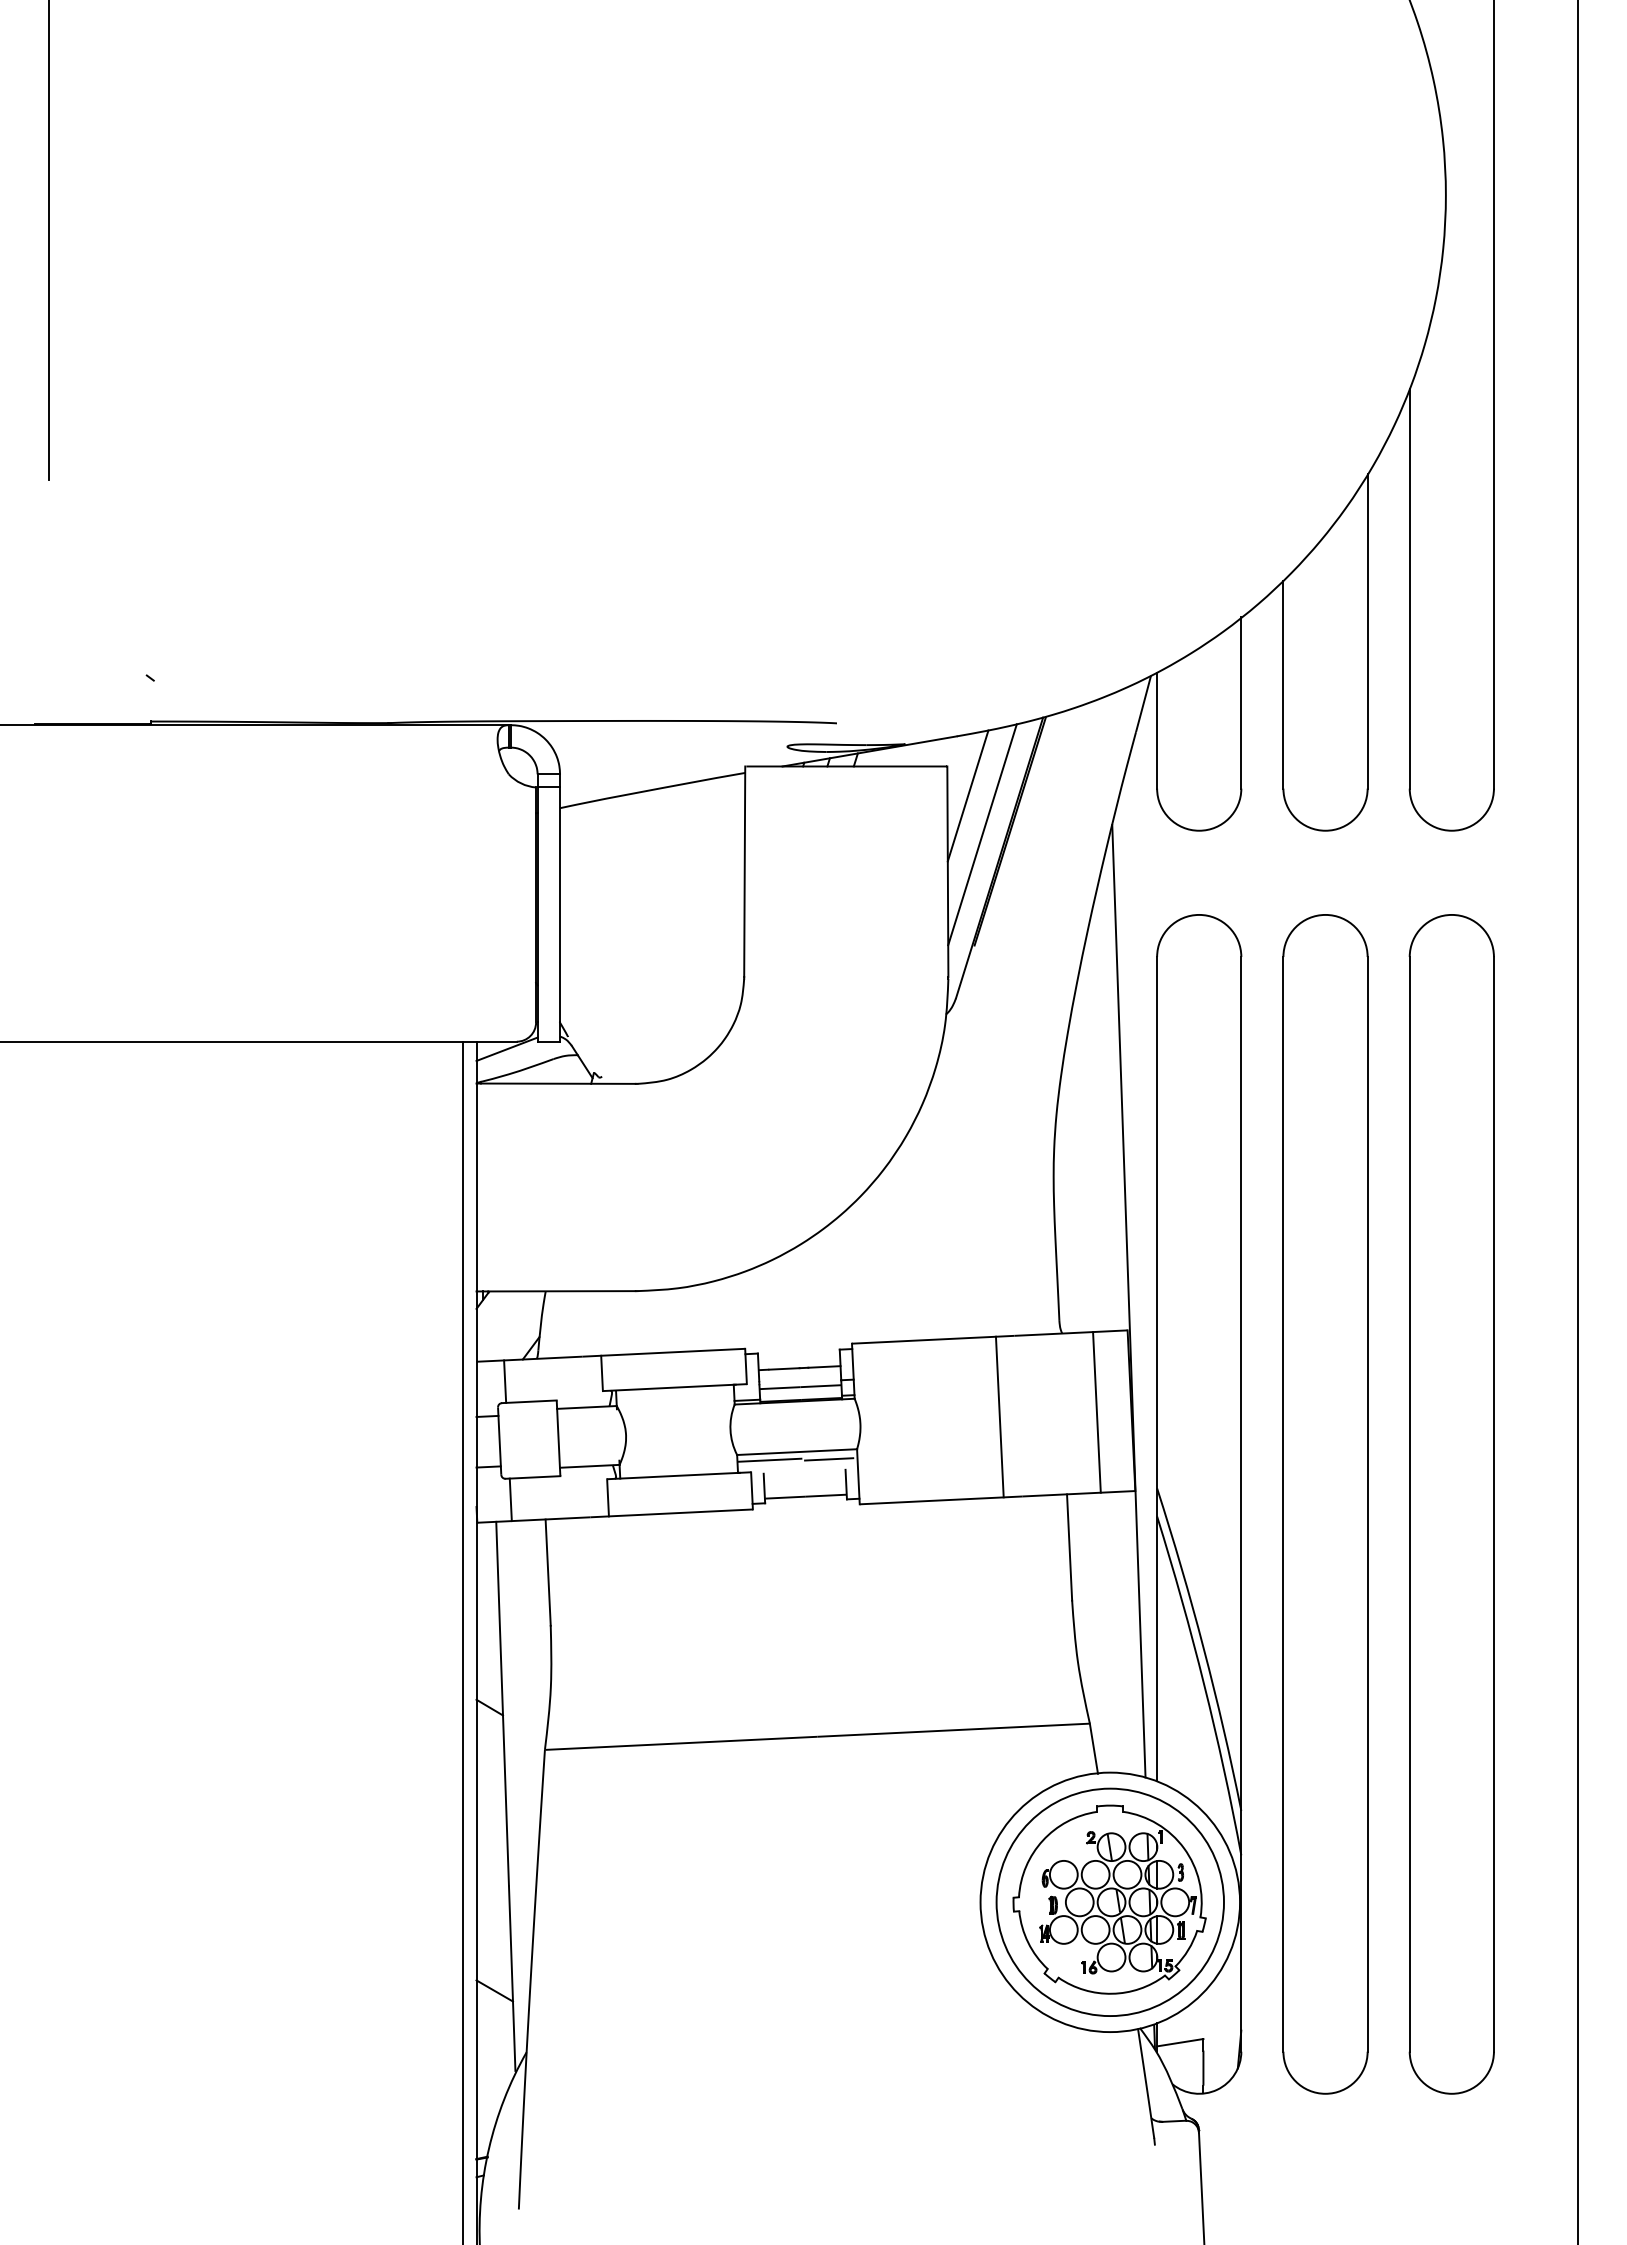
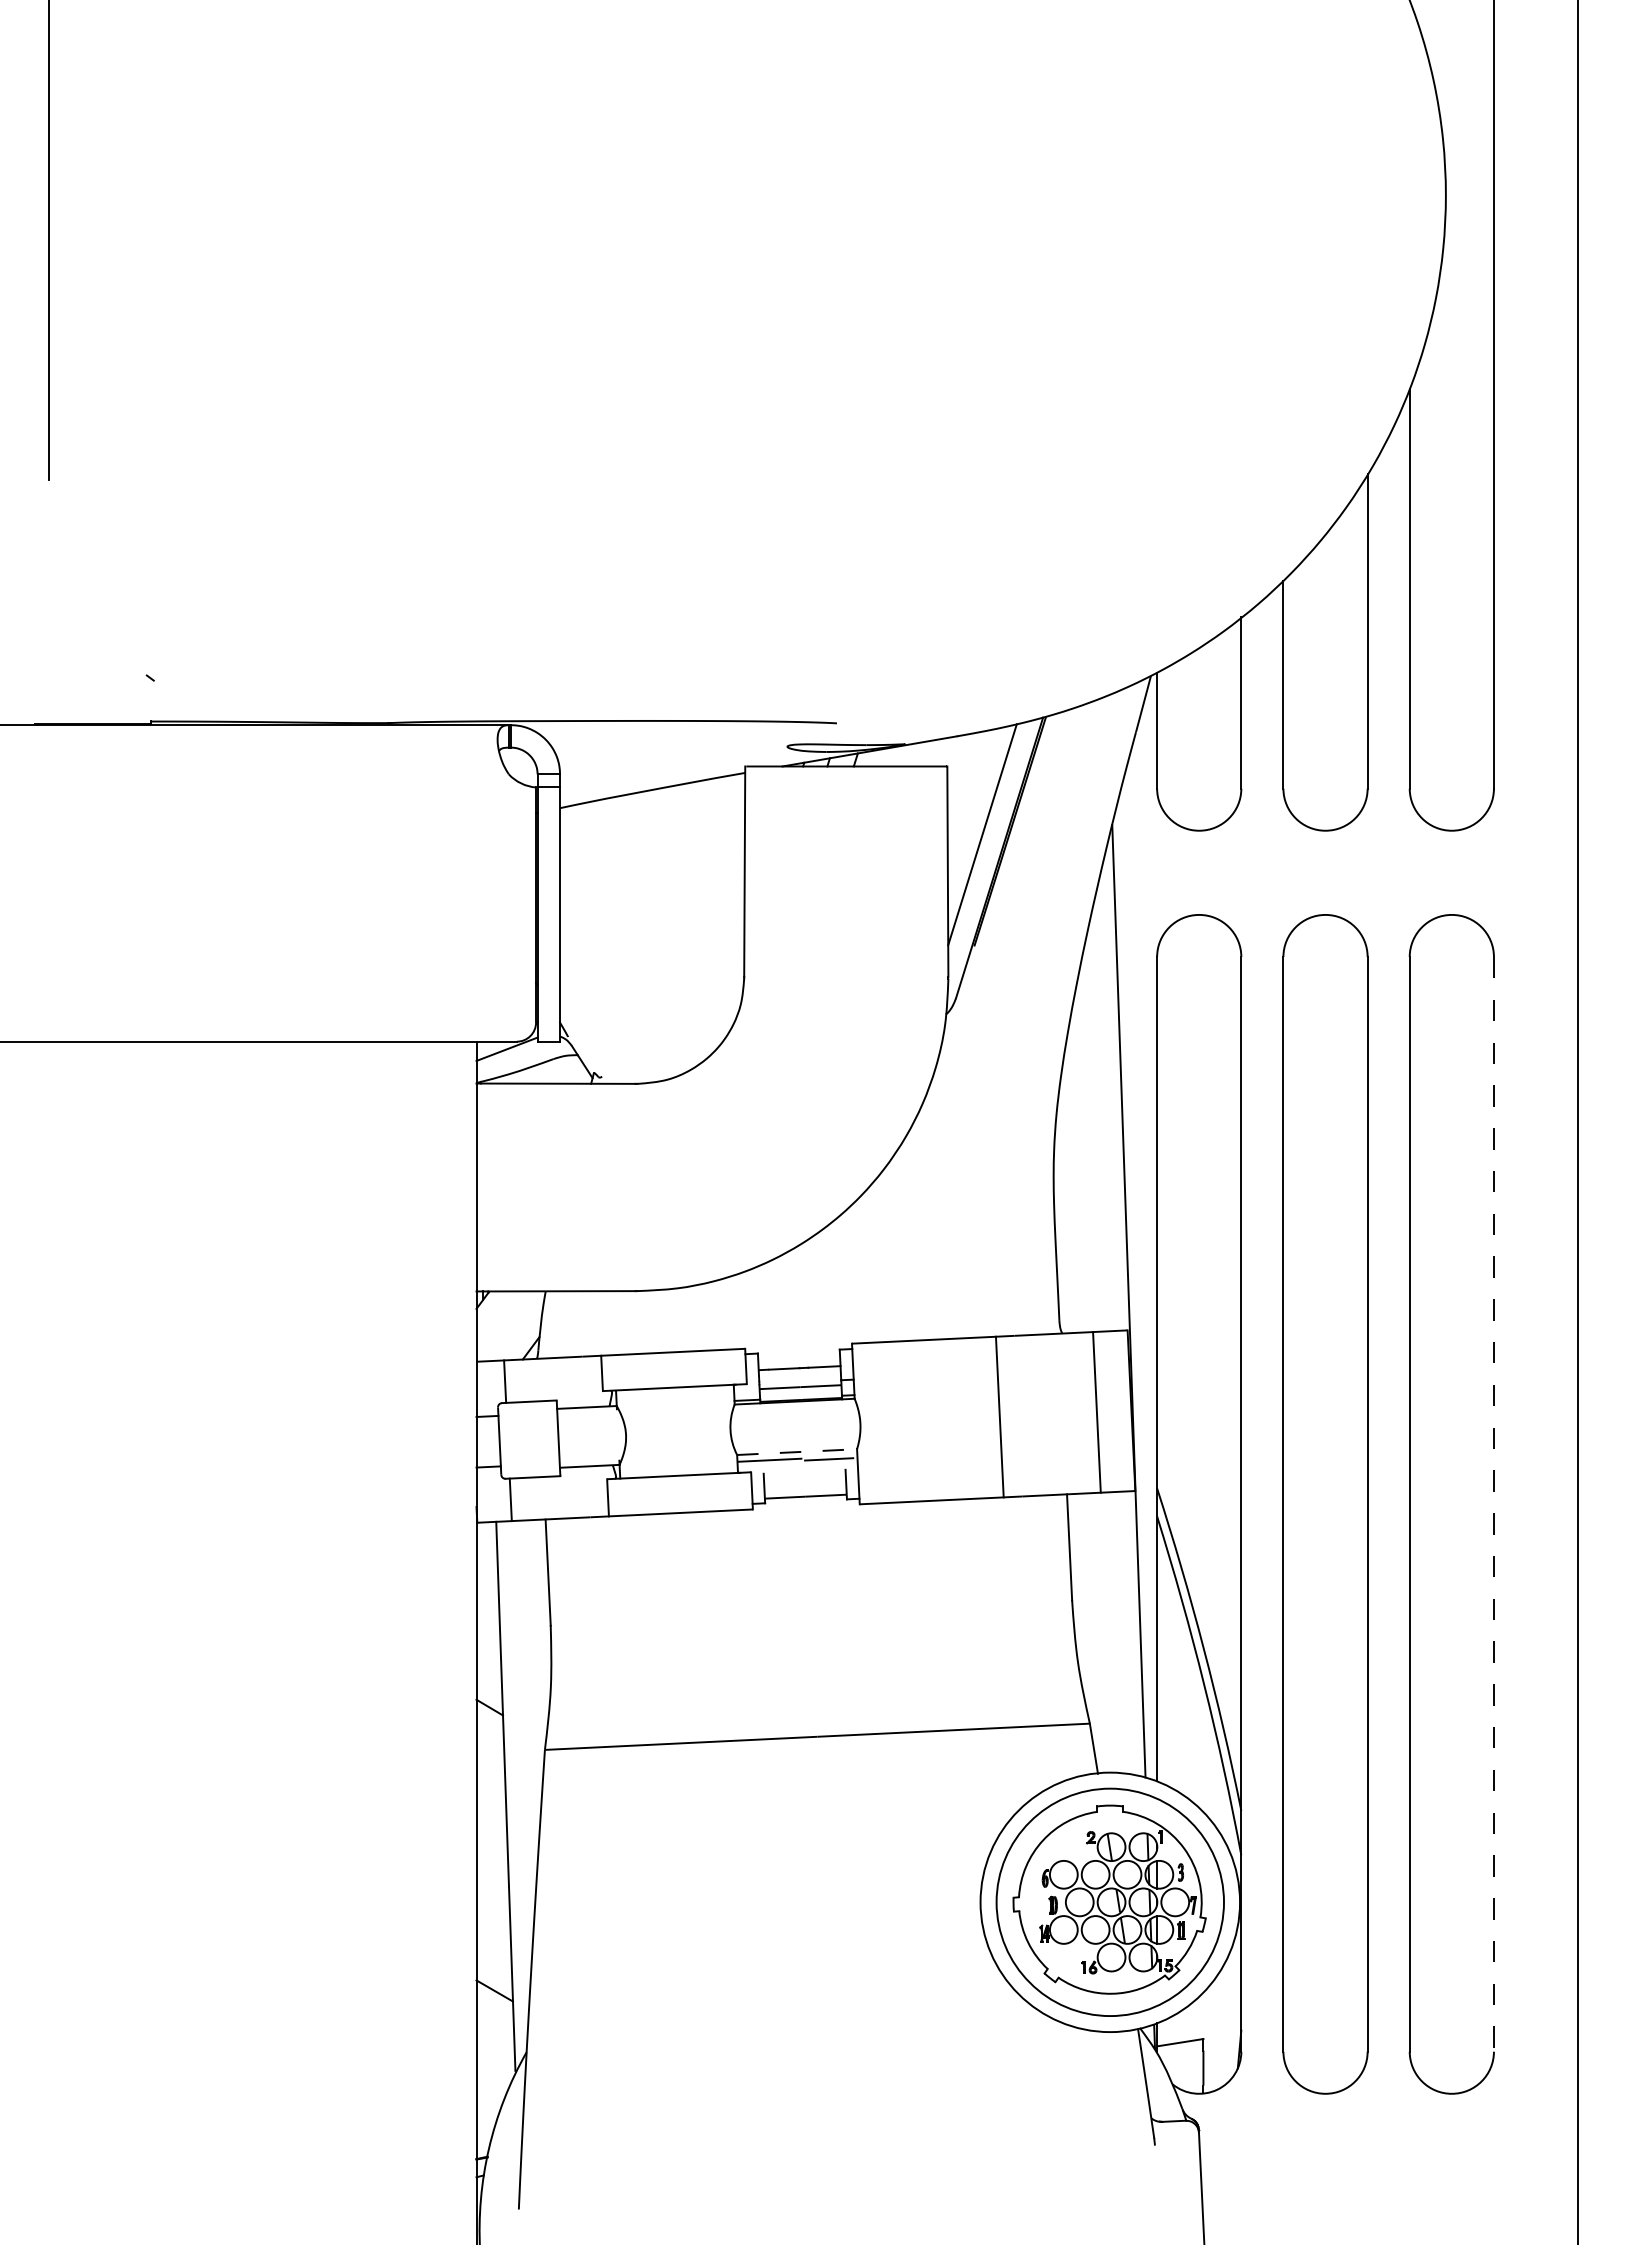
line: present -> none (967, 795)
line: solid -> dashed (797, 1452)
line: solid -> dashed (1493, 1504)
line: present -> none (463, 1641)
